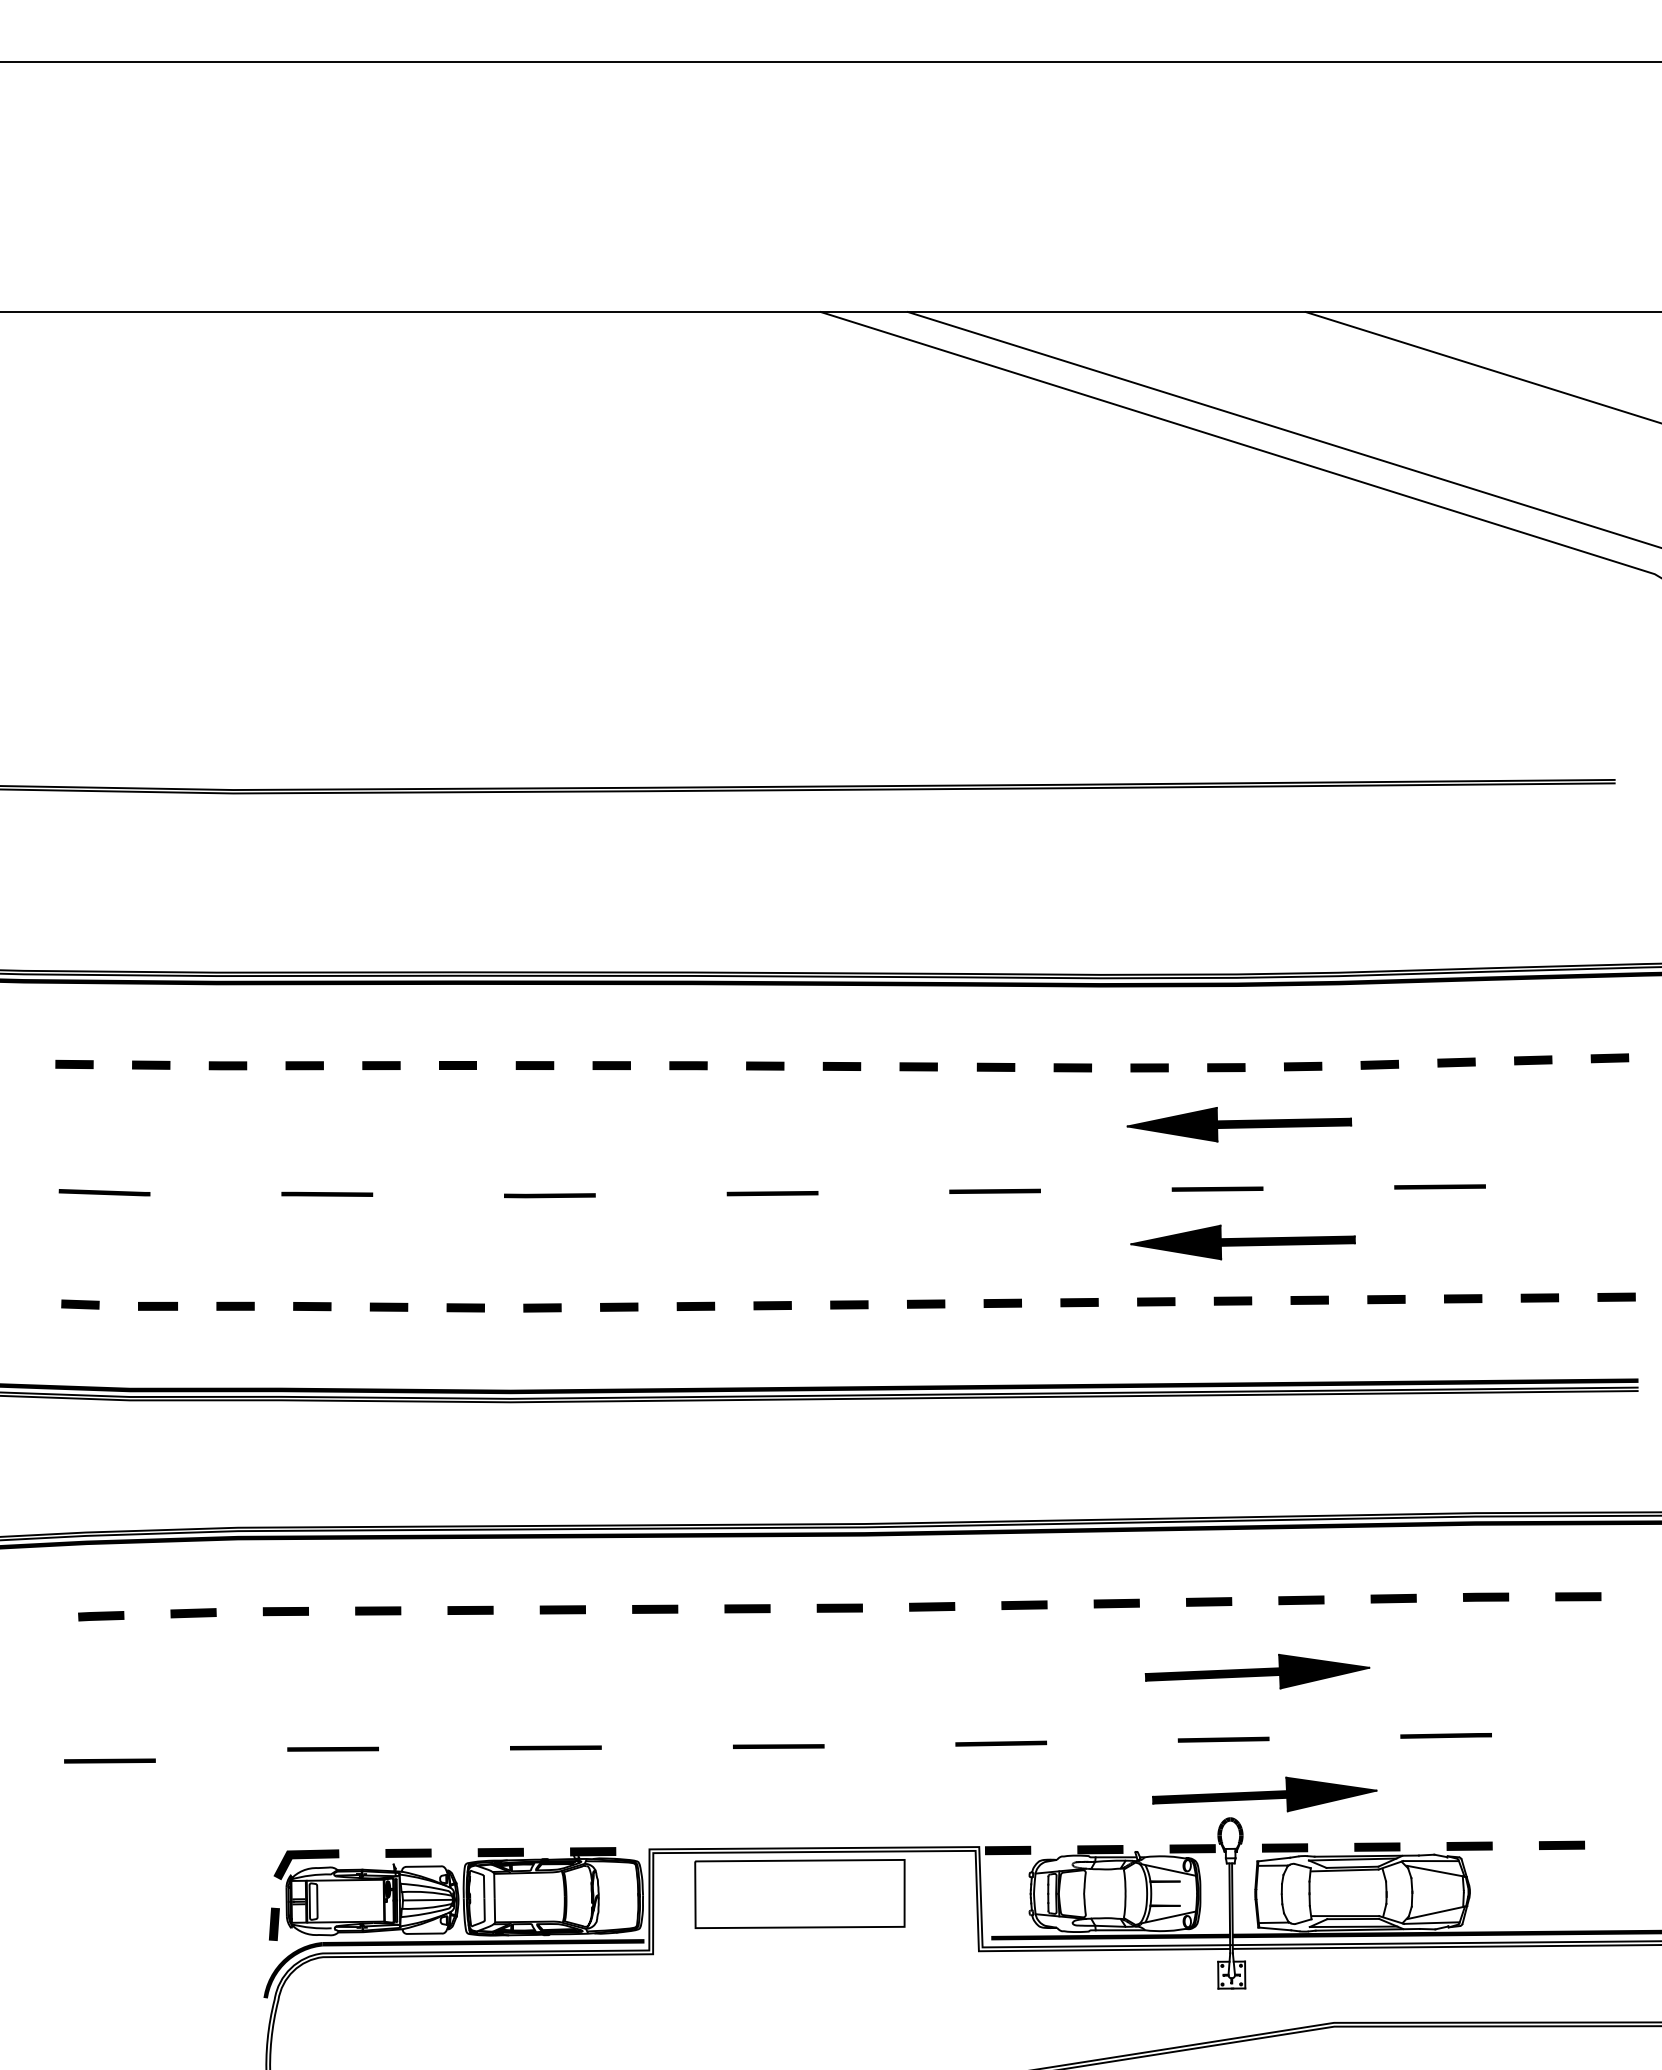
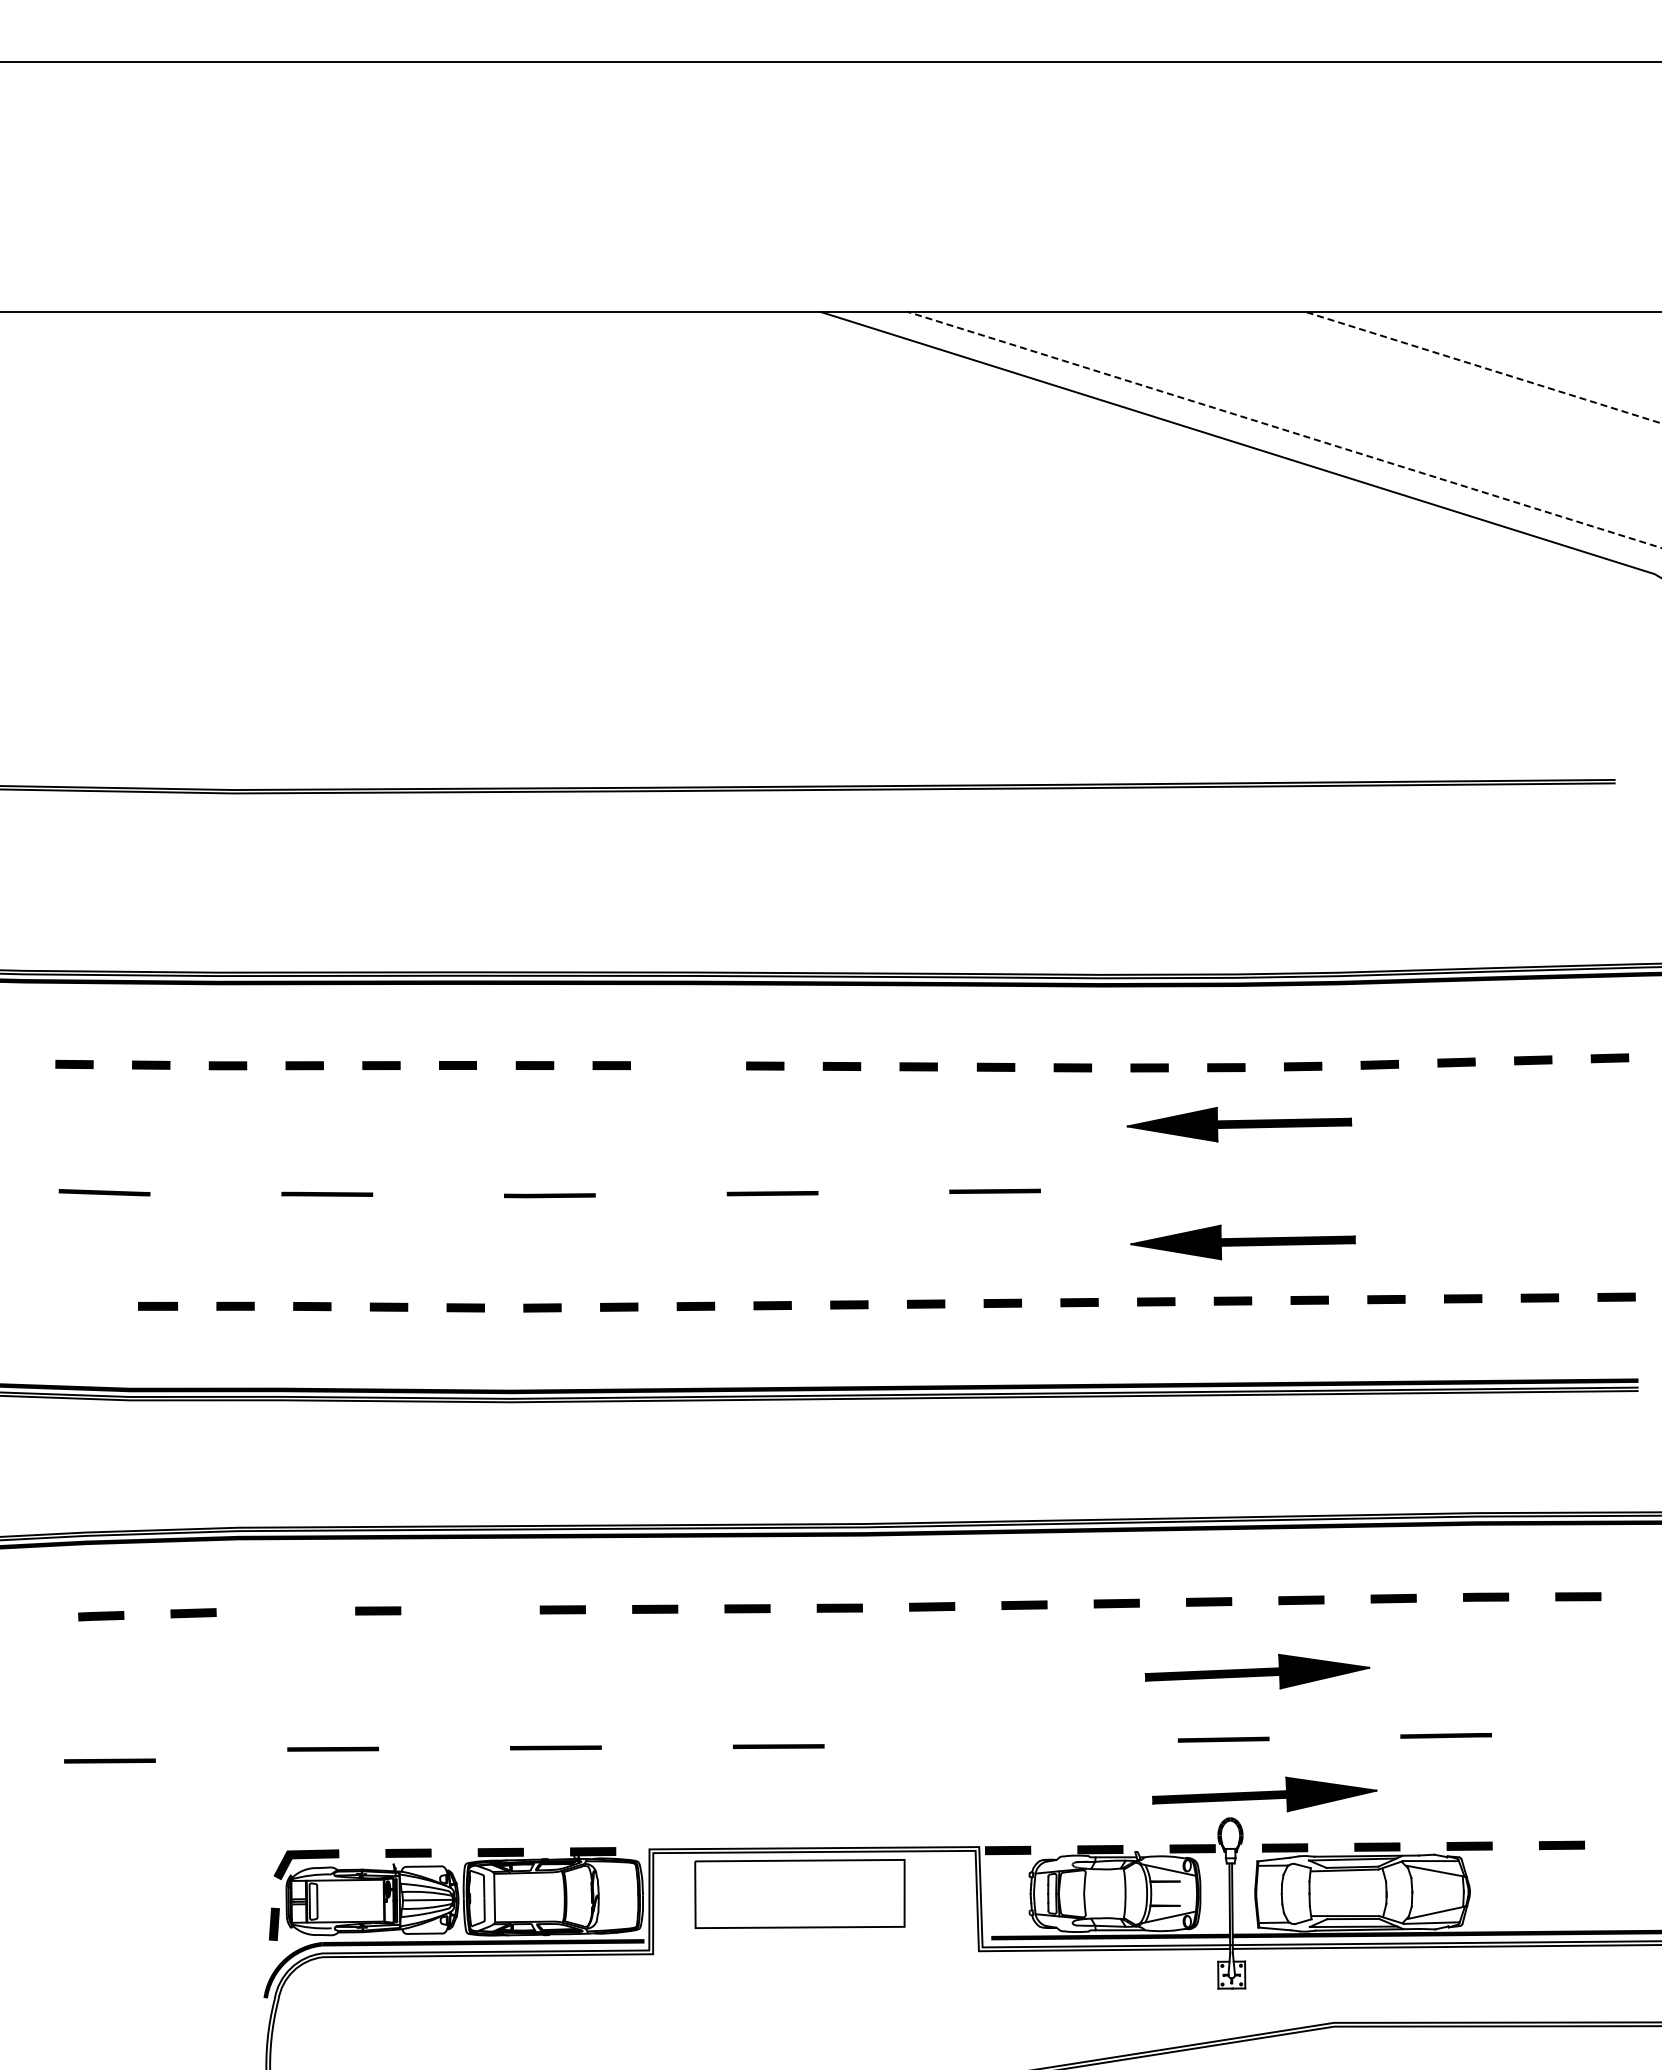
line: solid -> dashed (1483, 367)
line: solid -> dashed (1283, 429)
line: present -> none (688, 1065)
line: present -> none (1439, 1186)
line: present -> none (1217, 1188)
line: present -> none (80, 1304)
line: present -> none (470, 1609)
line: present -> none (285, 1611)
line: present -> none (1001, 1743)
